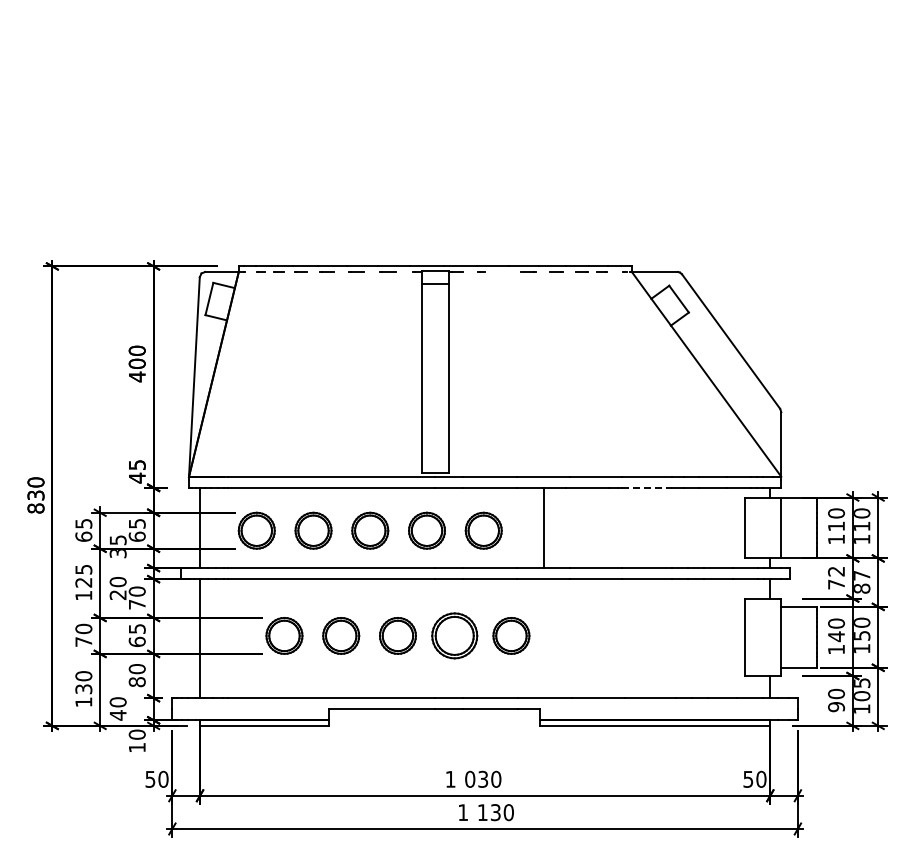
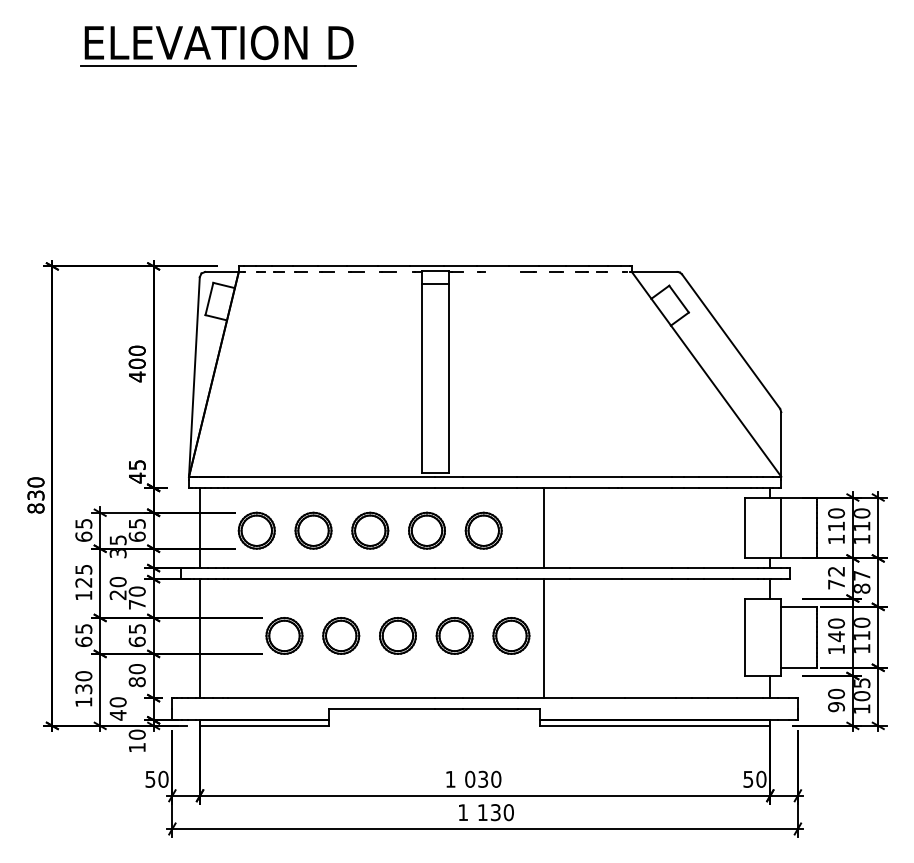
part: none -> present (218, 45)
line: dashed -> solid (647, 487)
text: 70 -> 65 (83, 634)
part size: 48x48 px -> 39x38 px (454, 635)
text: 150 -> 110 (862, 635)
line: none -> present (544, 638)
